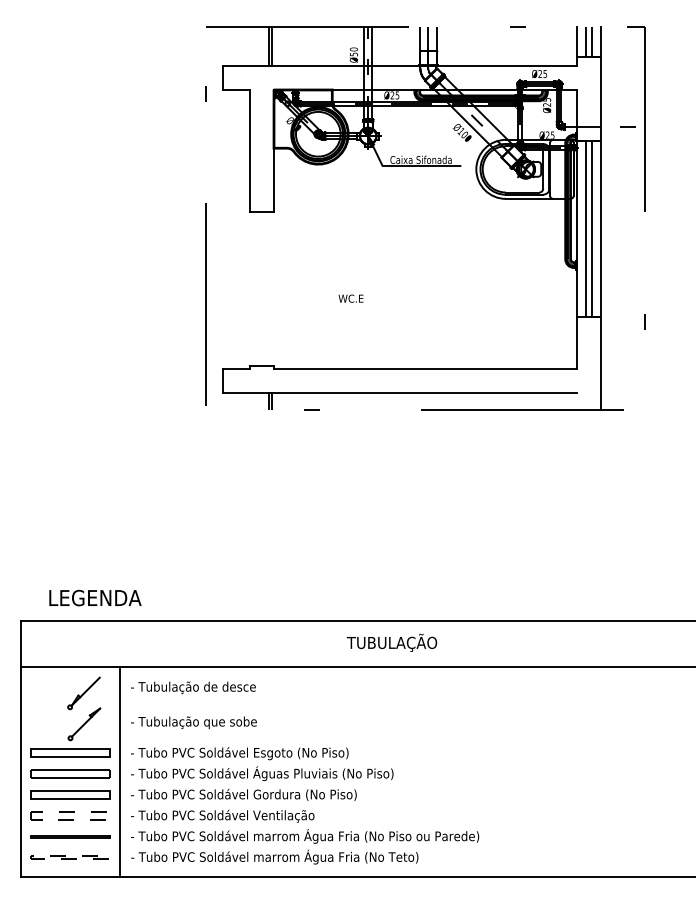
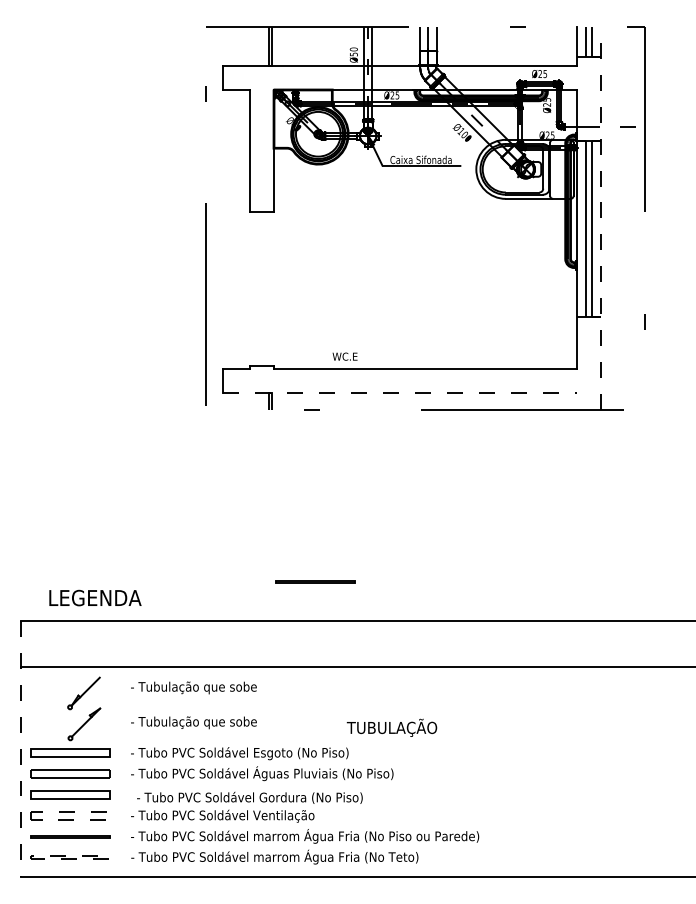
line: solid -> dashed (600, 218)
text position: (350, 298) -> (344, 356) (344, 356)
line: solid -> dashed (400, 392)
line: none -> present (315, 581)
text position: (391, 642) -> (391, 727) (391, 727)
text: - Tubulação de desce -> - Tubulação que sobe (232, 687)
line: solid -> dashed (20, 748)
line: present -> none (120, 771)
text position: (243, 794) -> (249, 797) (249, 797)
